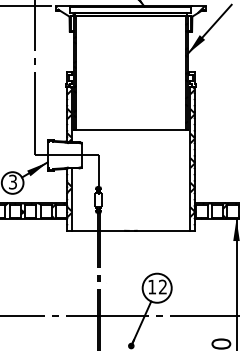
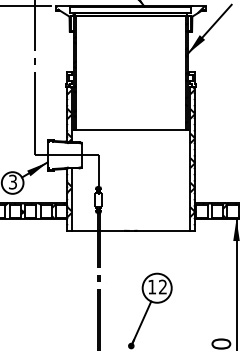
line: present -> none (119, 315)
